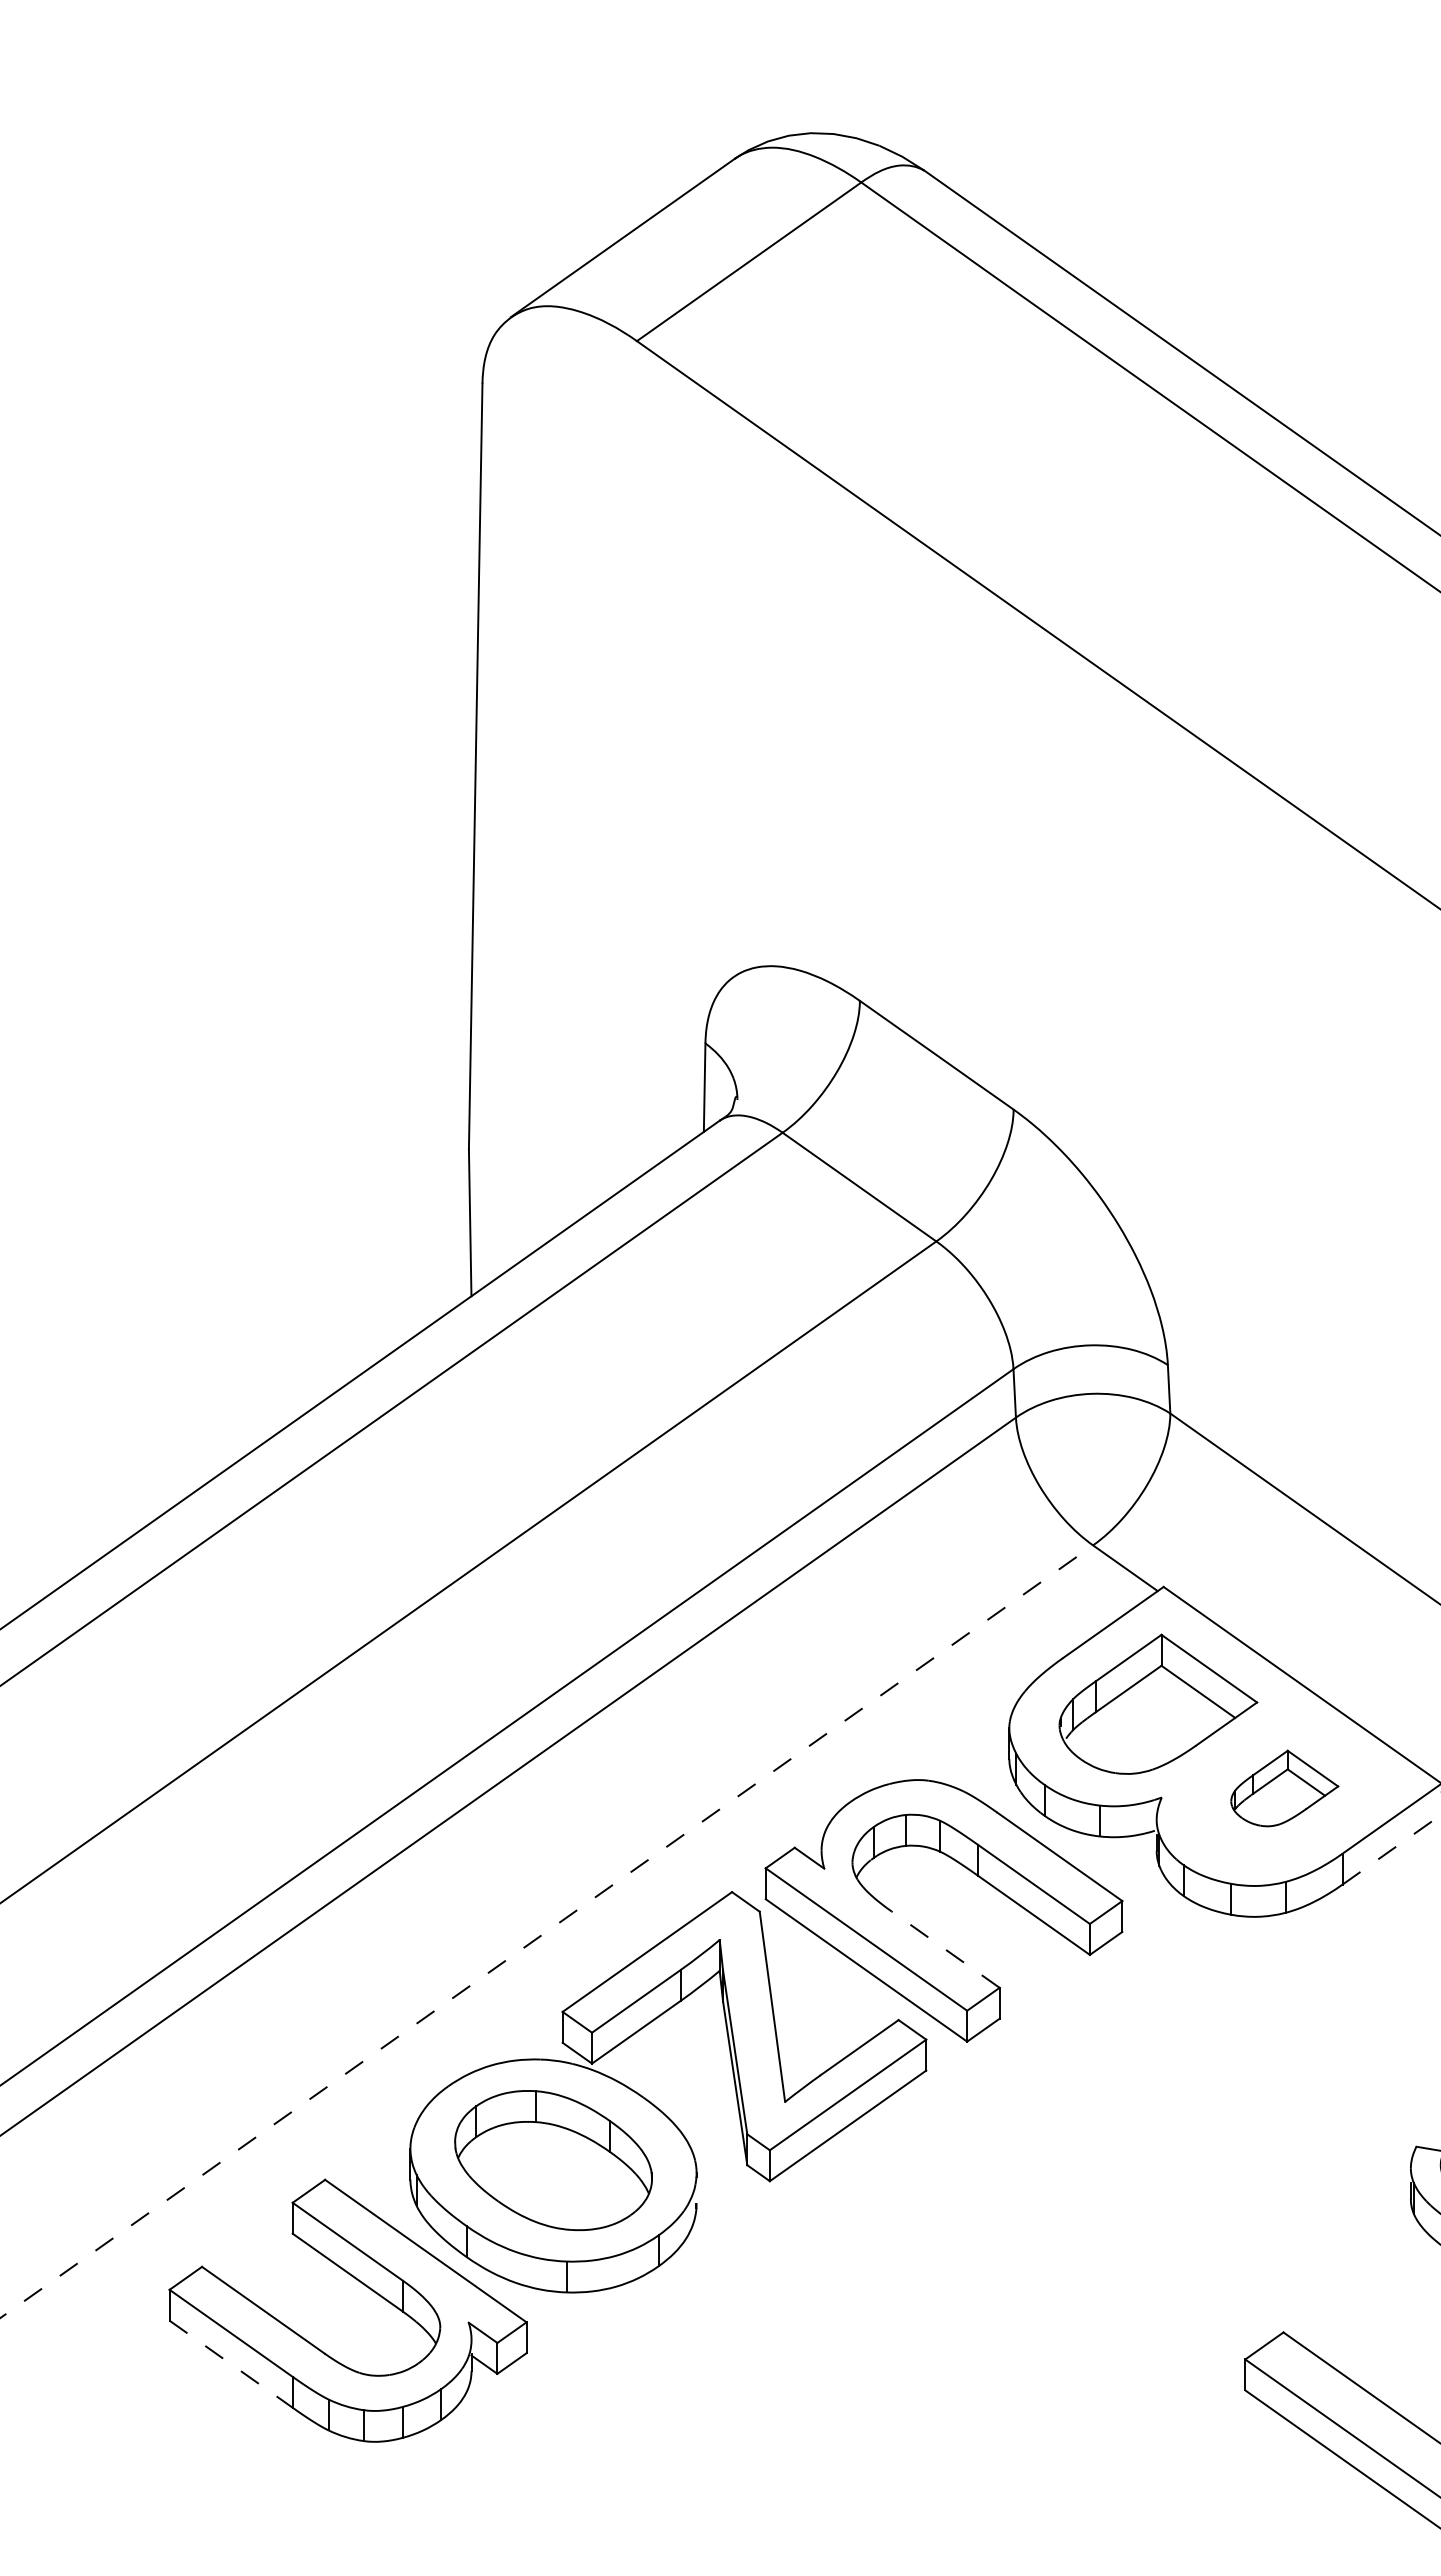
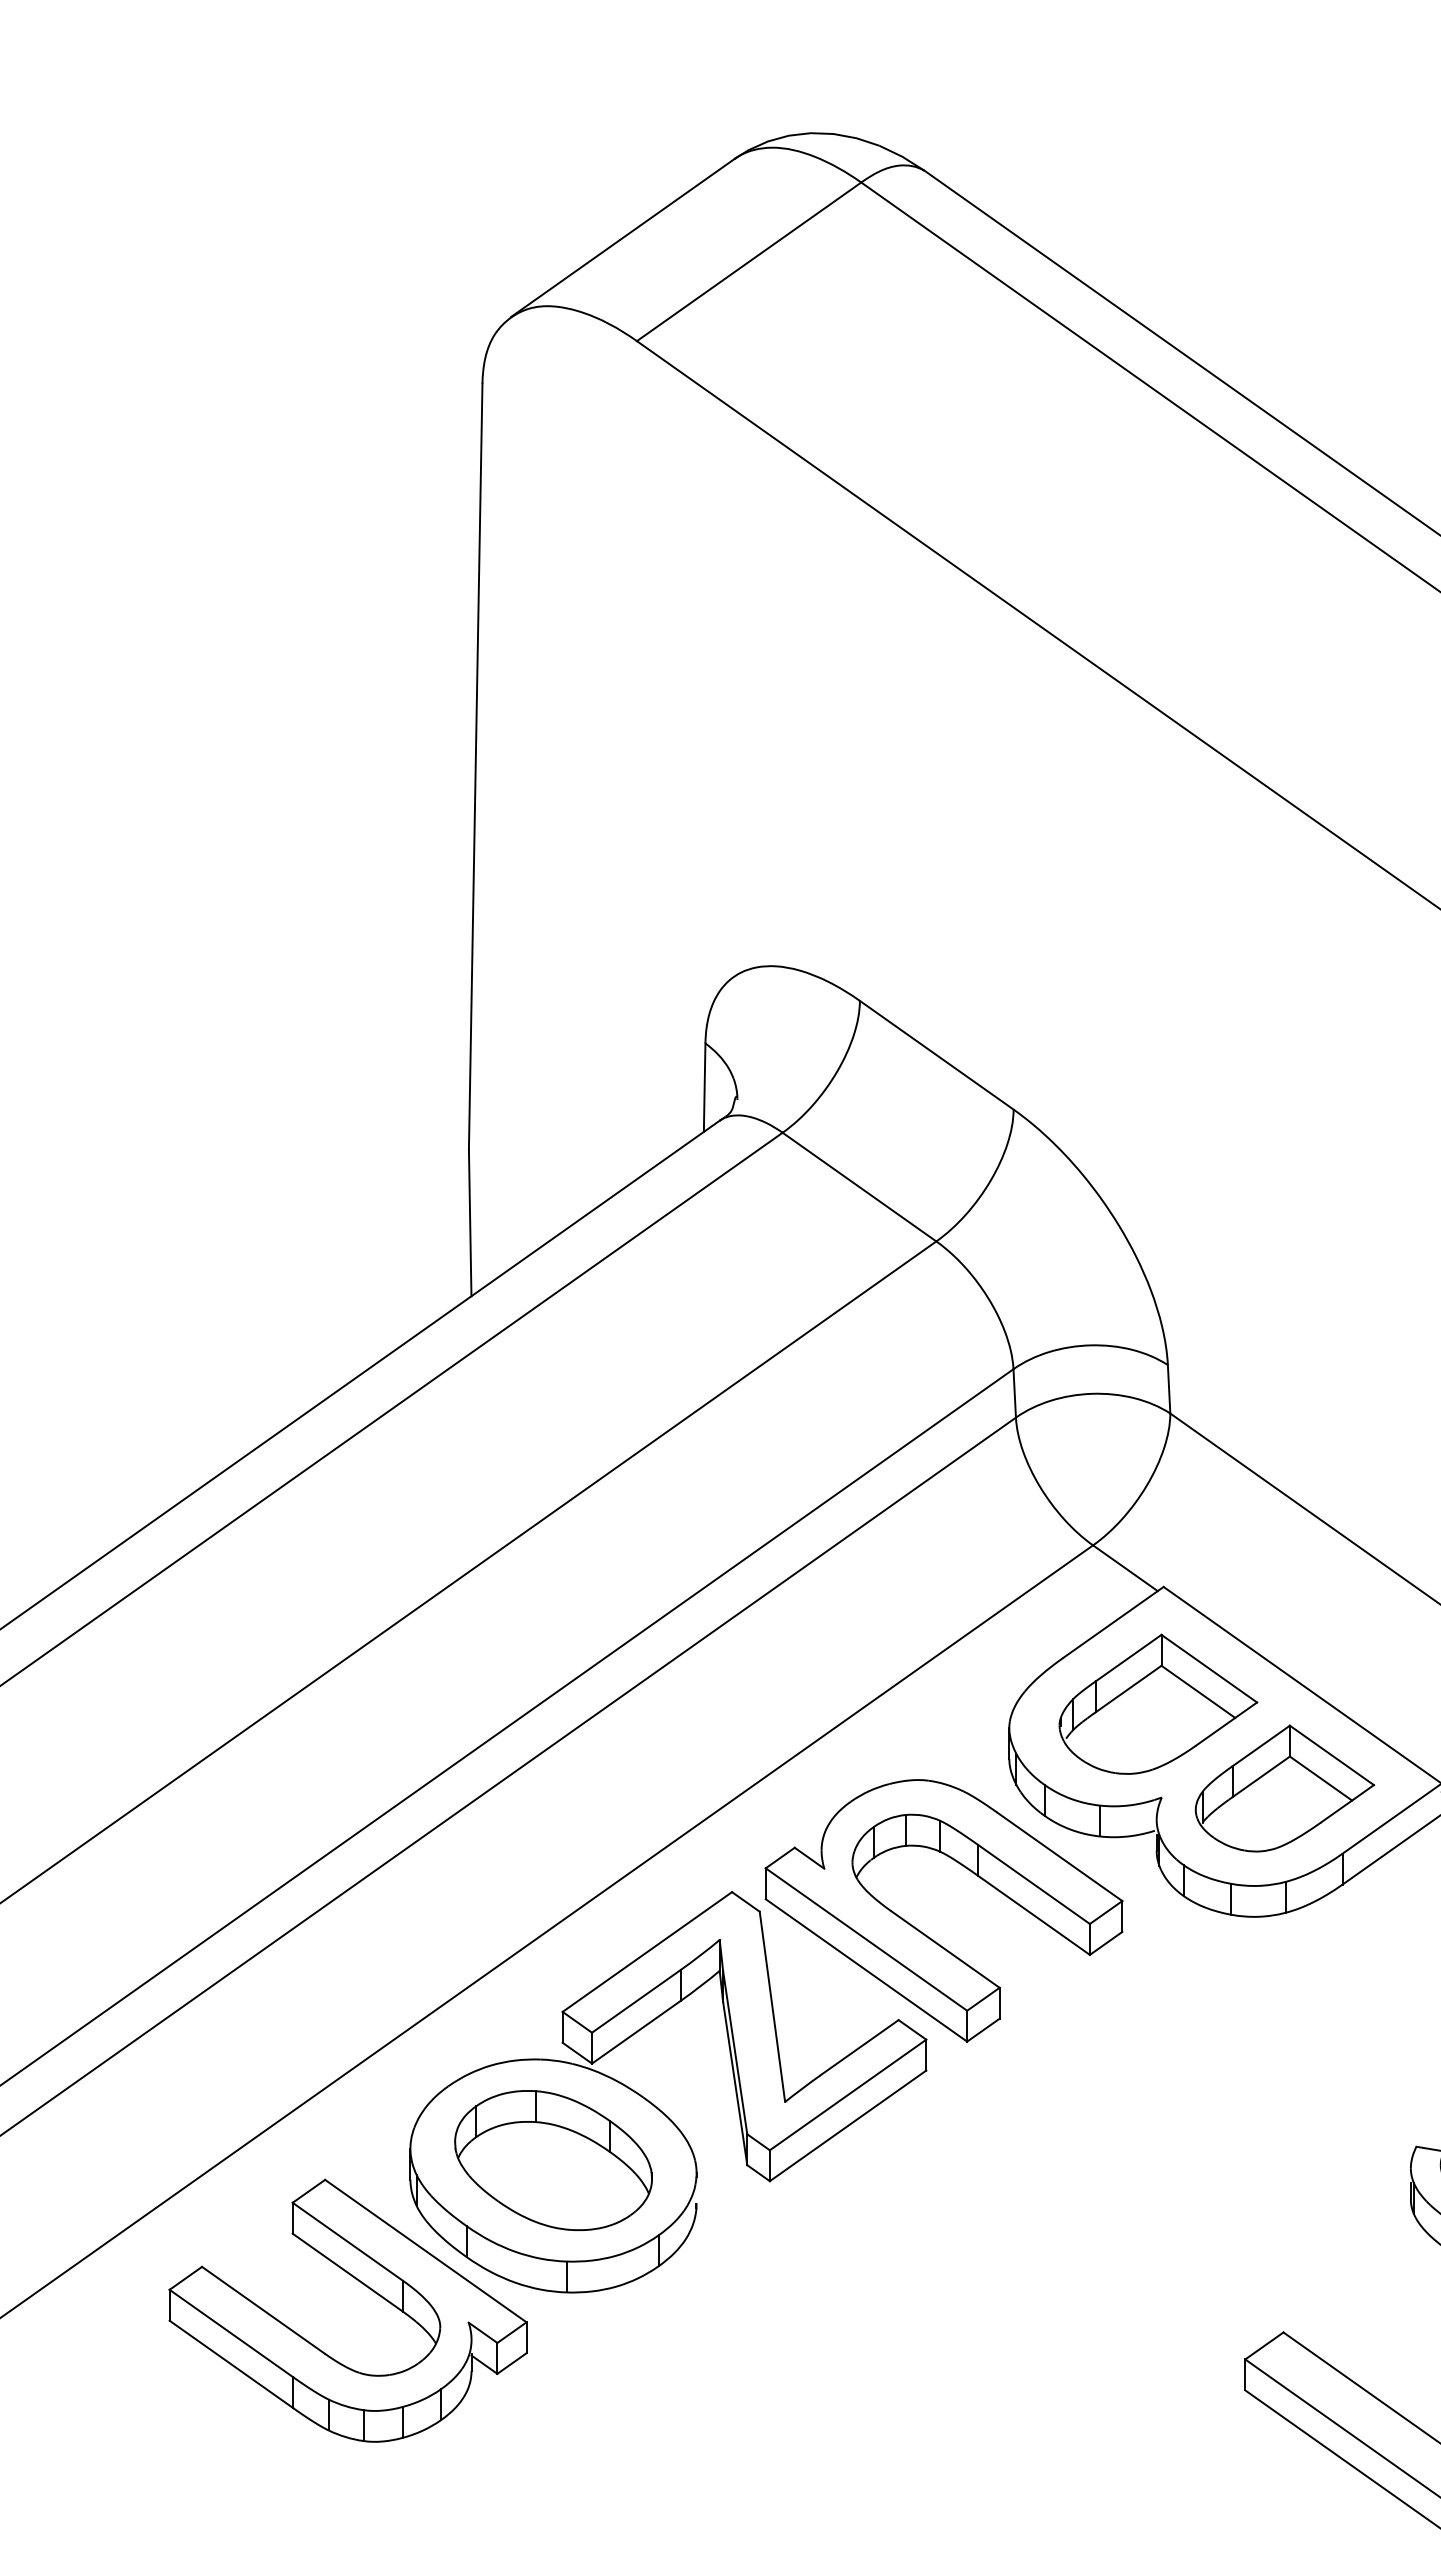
part size: 110x79 px -> 181x129 px (1284, 1788)
line: dashed -> solid (1392, 1849)
line: dashed -> solid (546, 1931)
line: dashed -> solid (945, 1949)
line: dashed -> solid (231, 2364)
